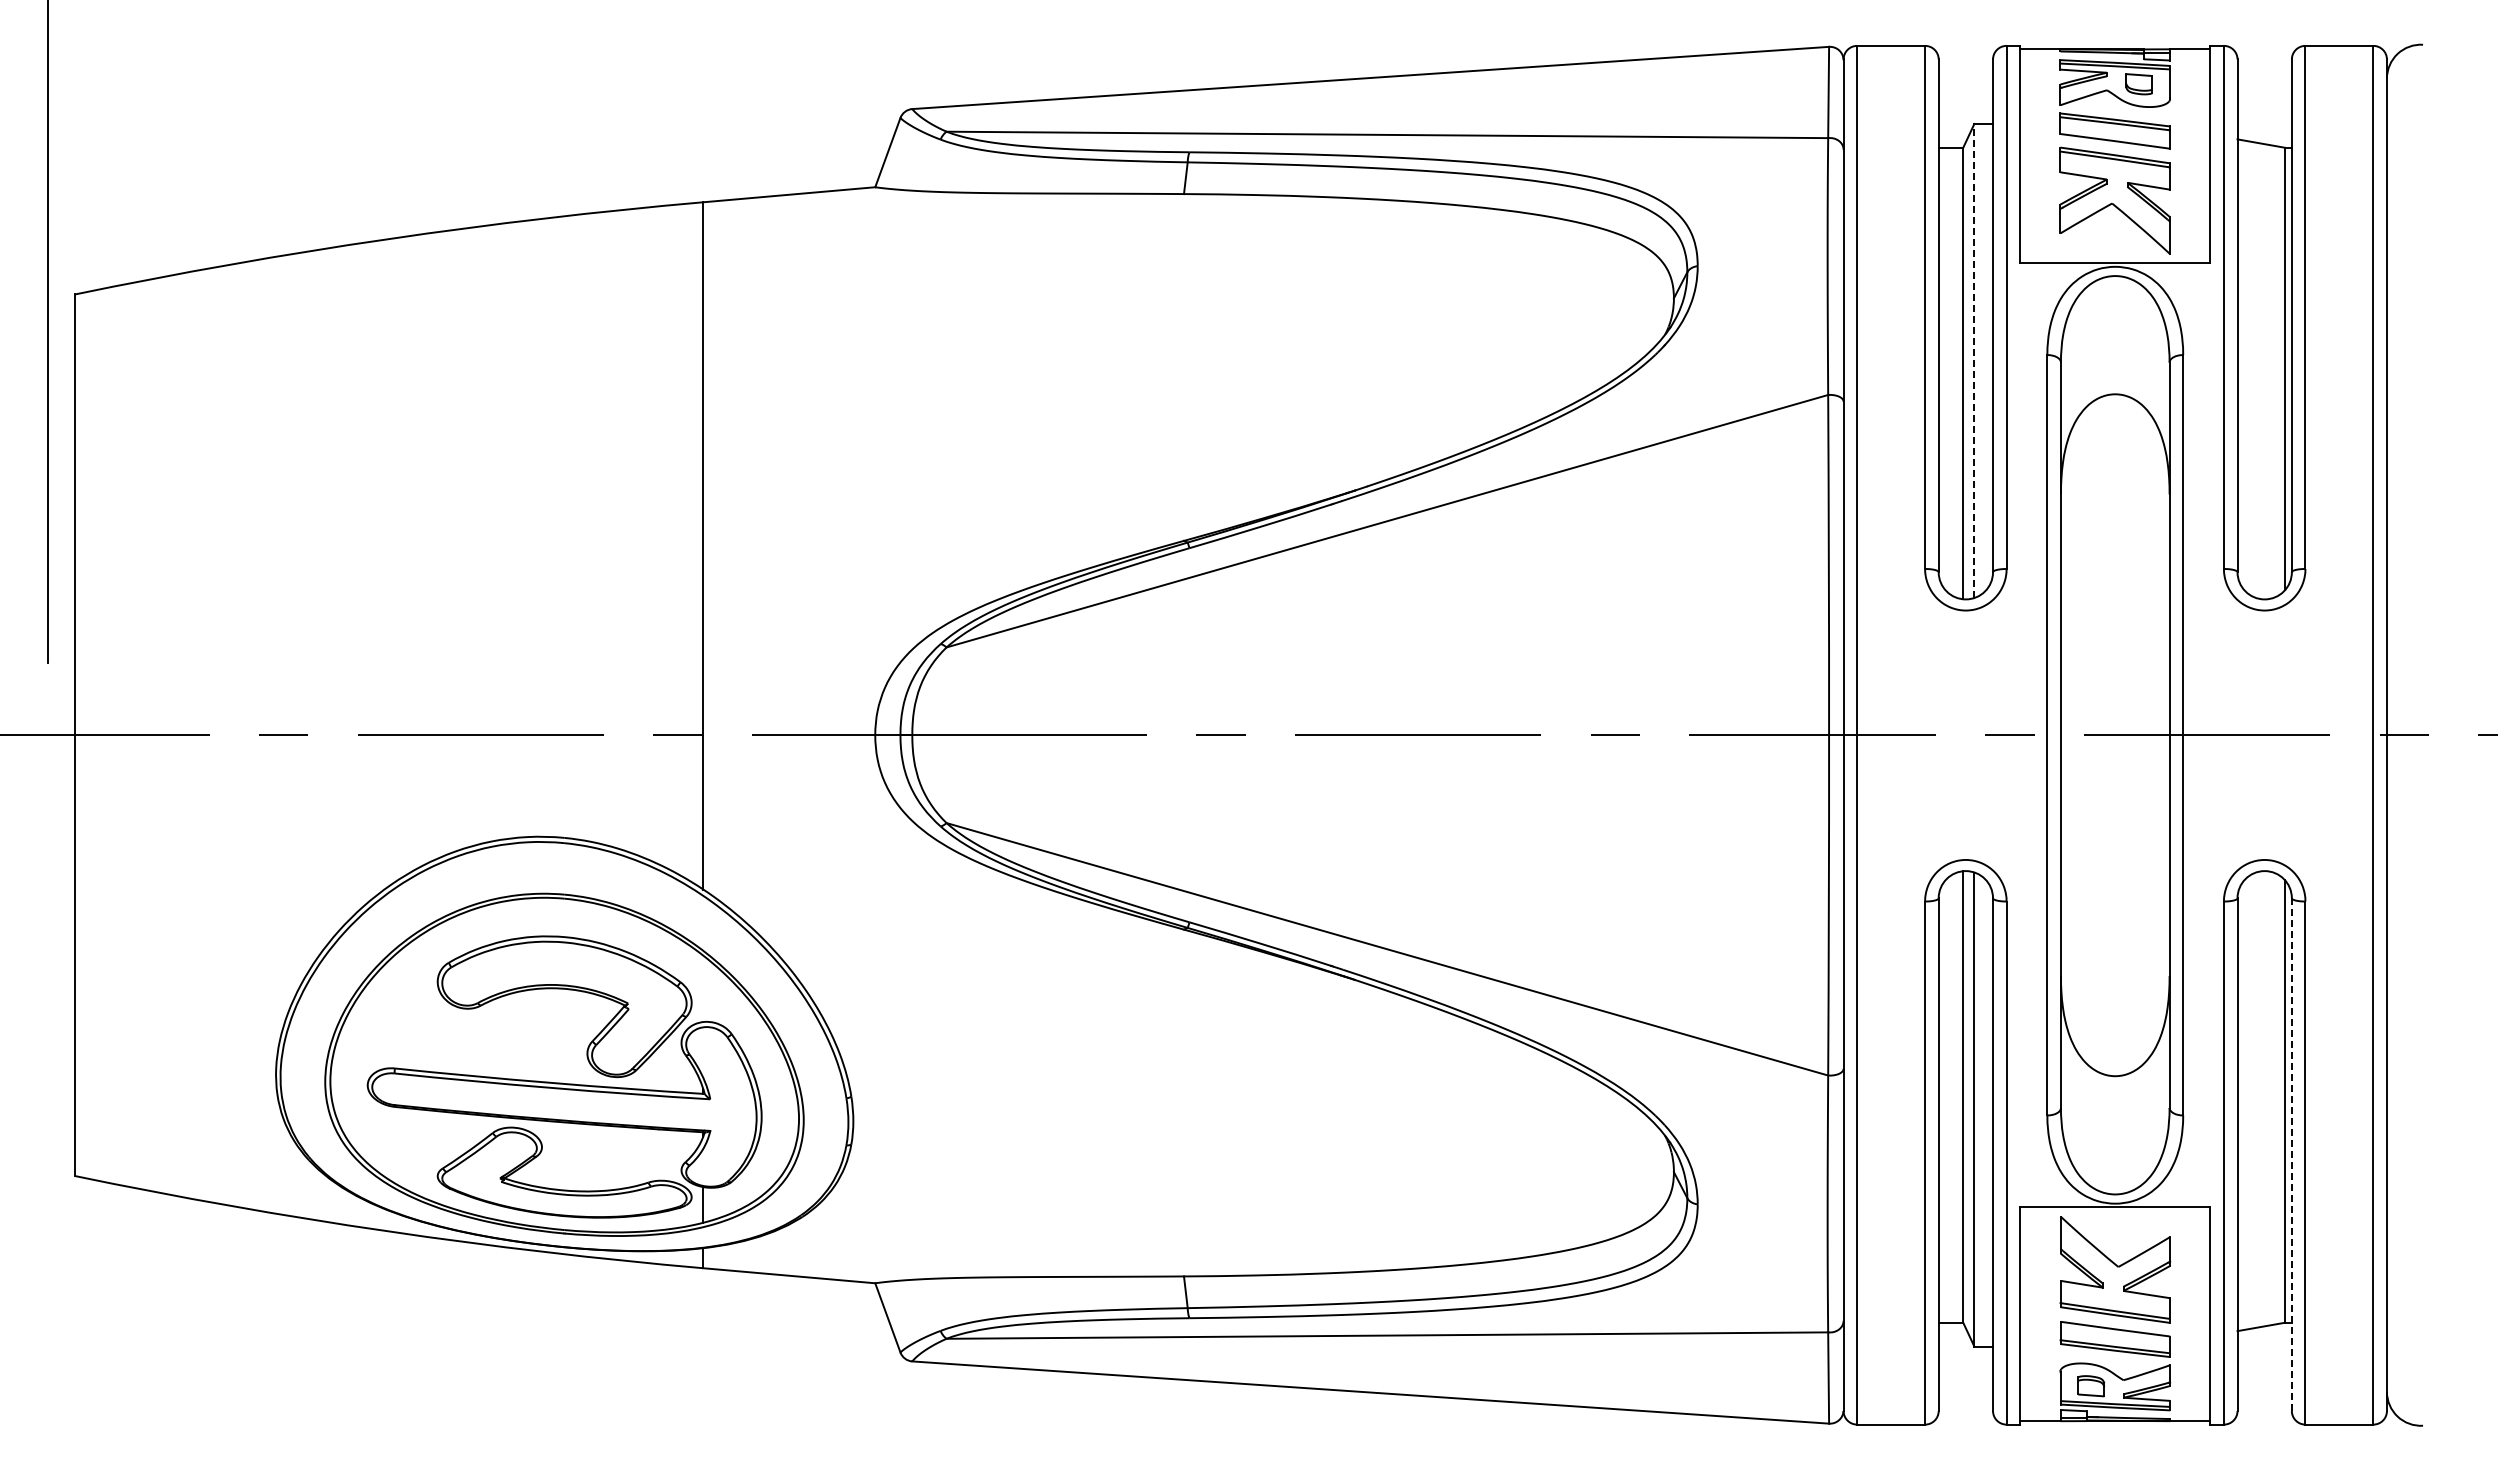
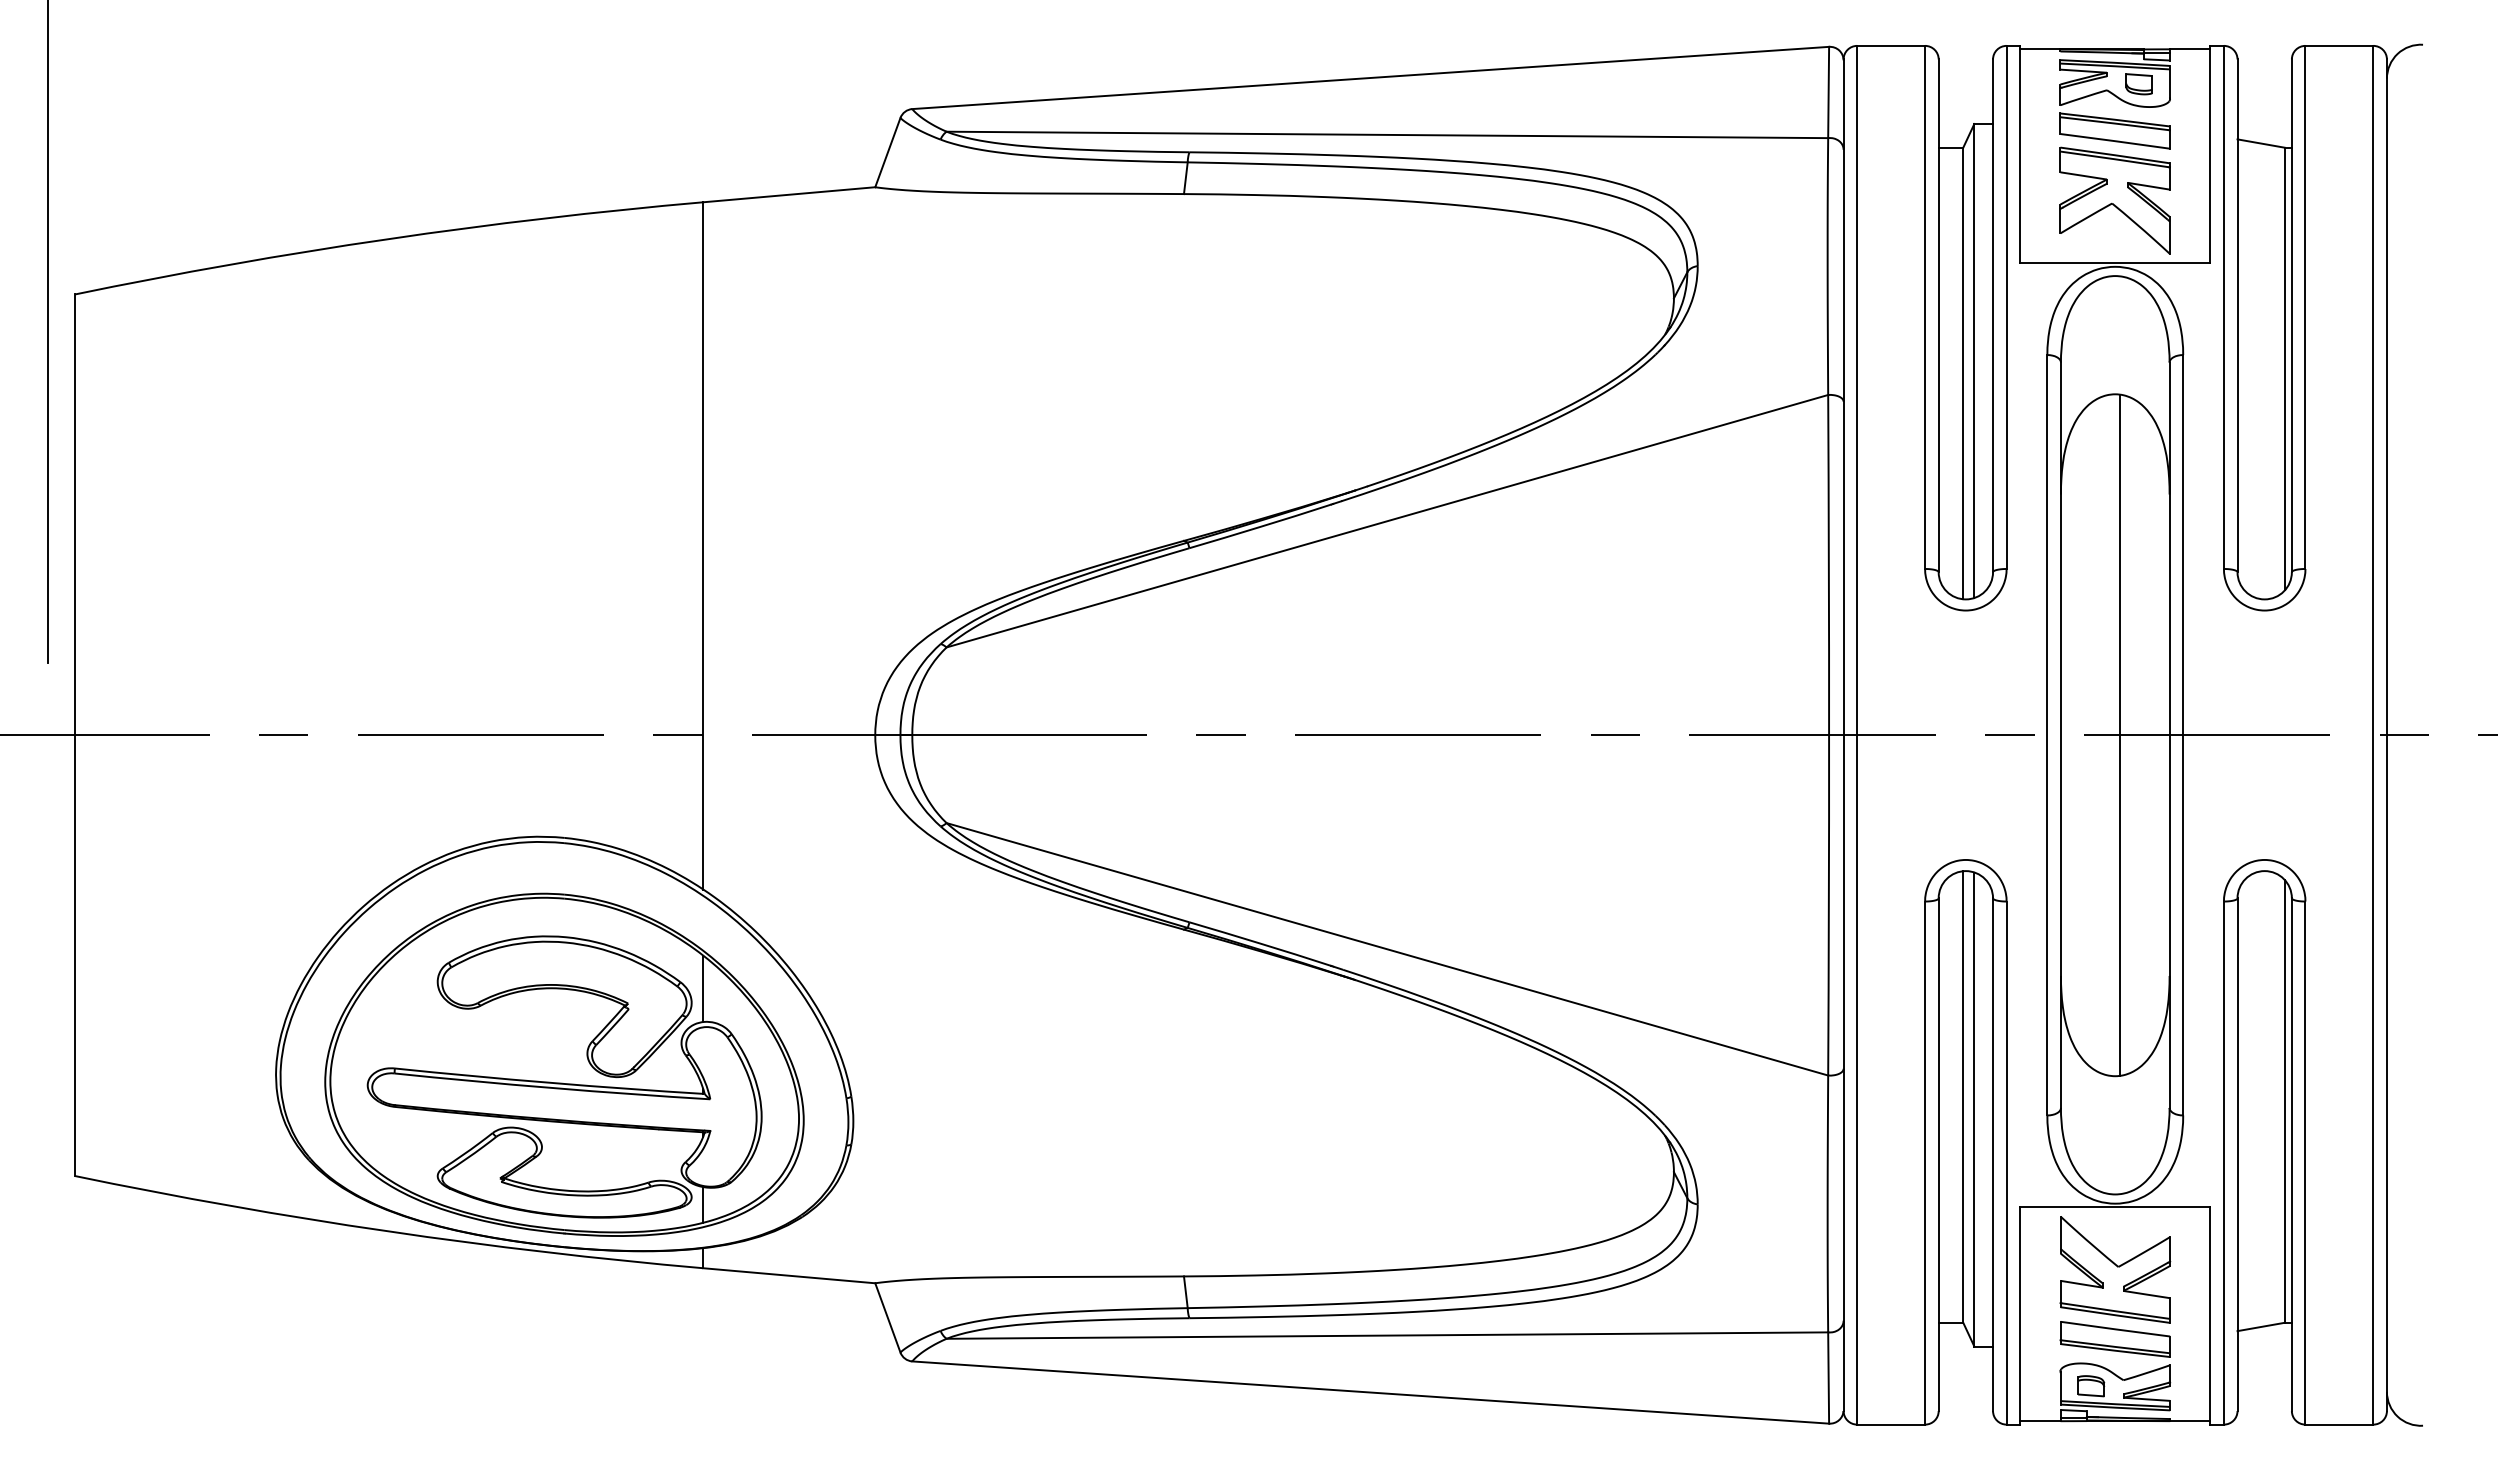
line: dashed -> solid (1974, 360)
line: none -> present (2120, 734)
line: none -> present (703, 988)
line: dashed -> solid (2291, 1155)
